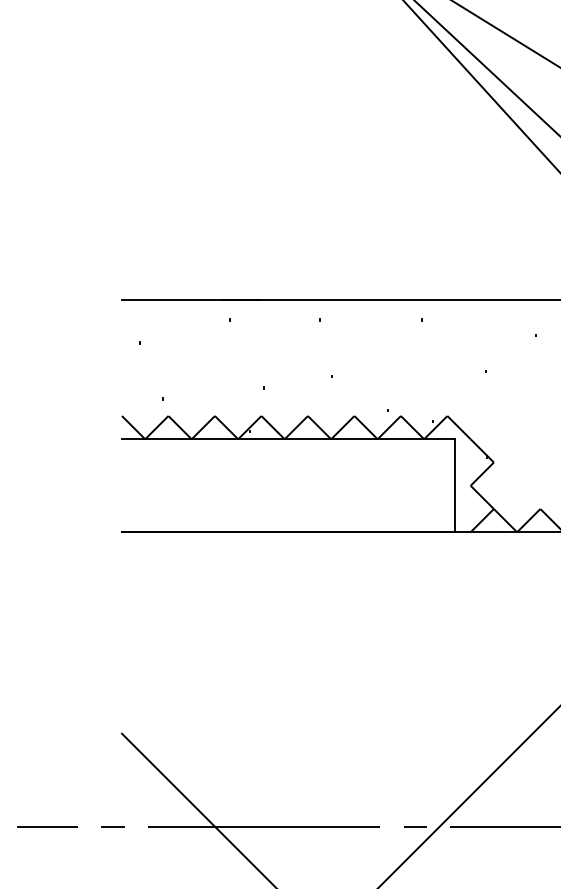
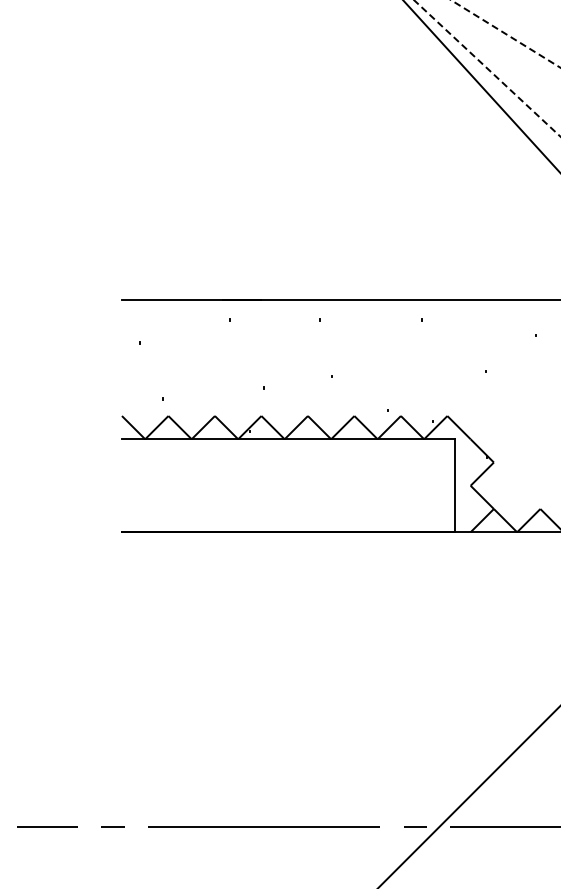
line: solid -> dashed (505, 33)
line: solid -> dashed (487, 68)
line: present -> none (197, 809)
